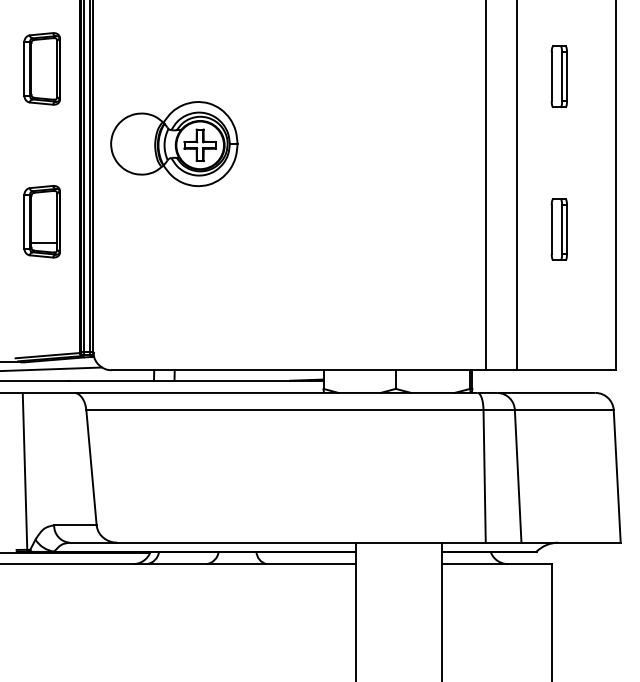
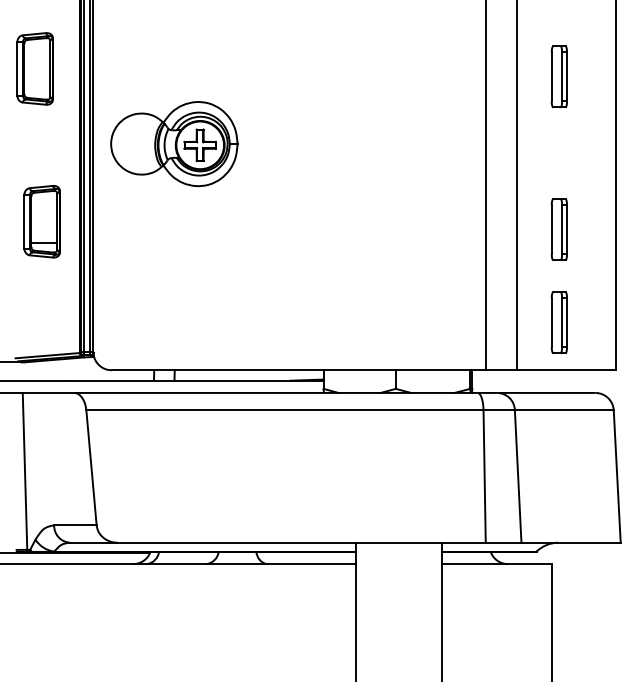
part position: (41, 68) -> (34, 68) (34, 68)
part: none -> present (558, 322)
line: present -> none (52, 369)
